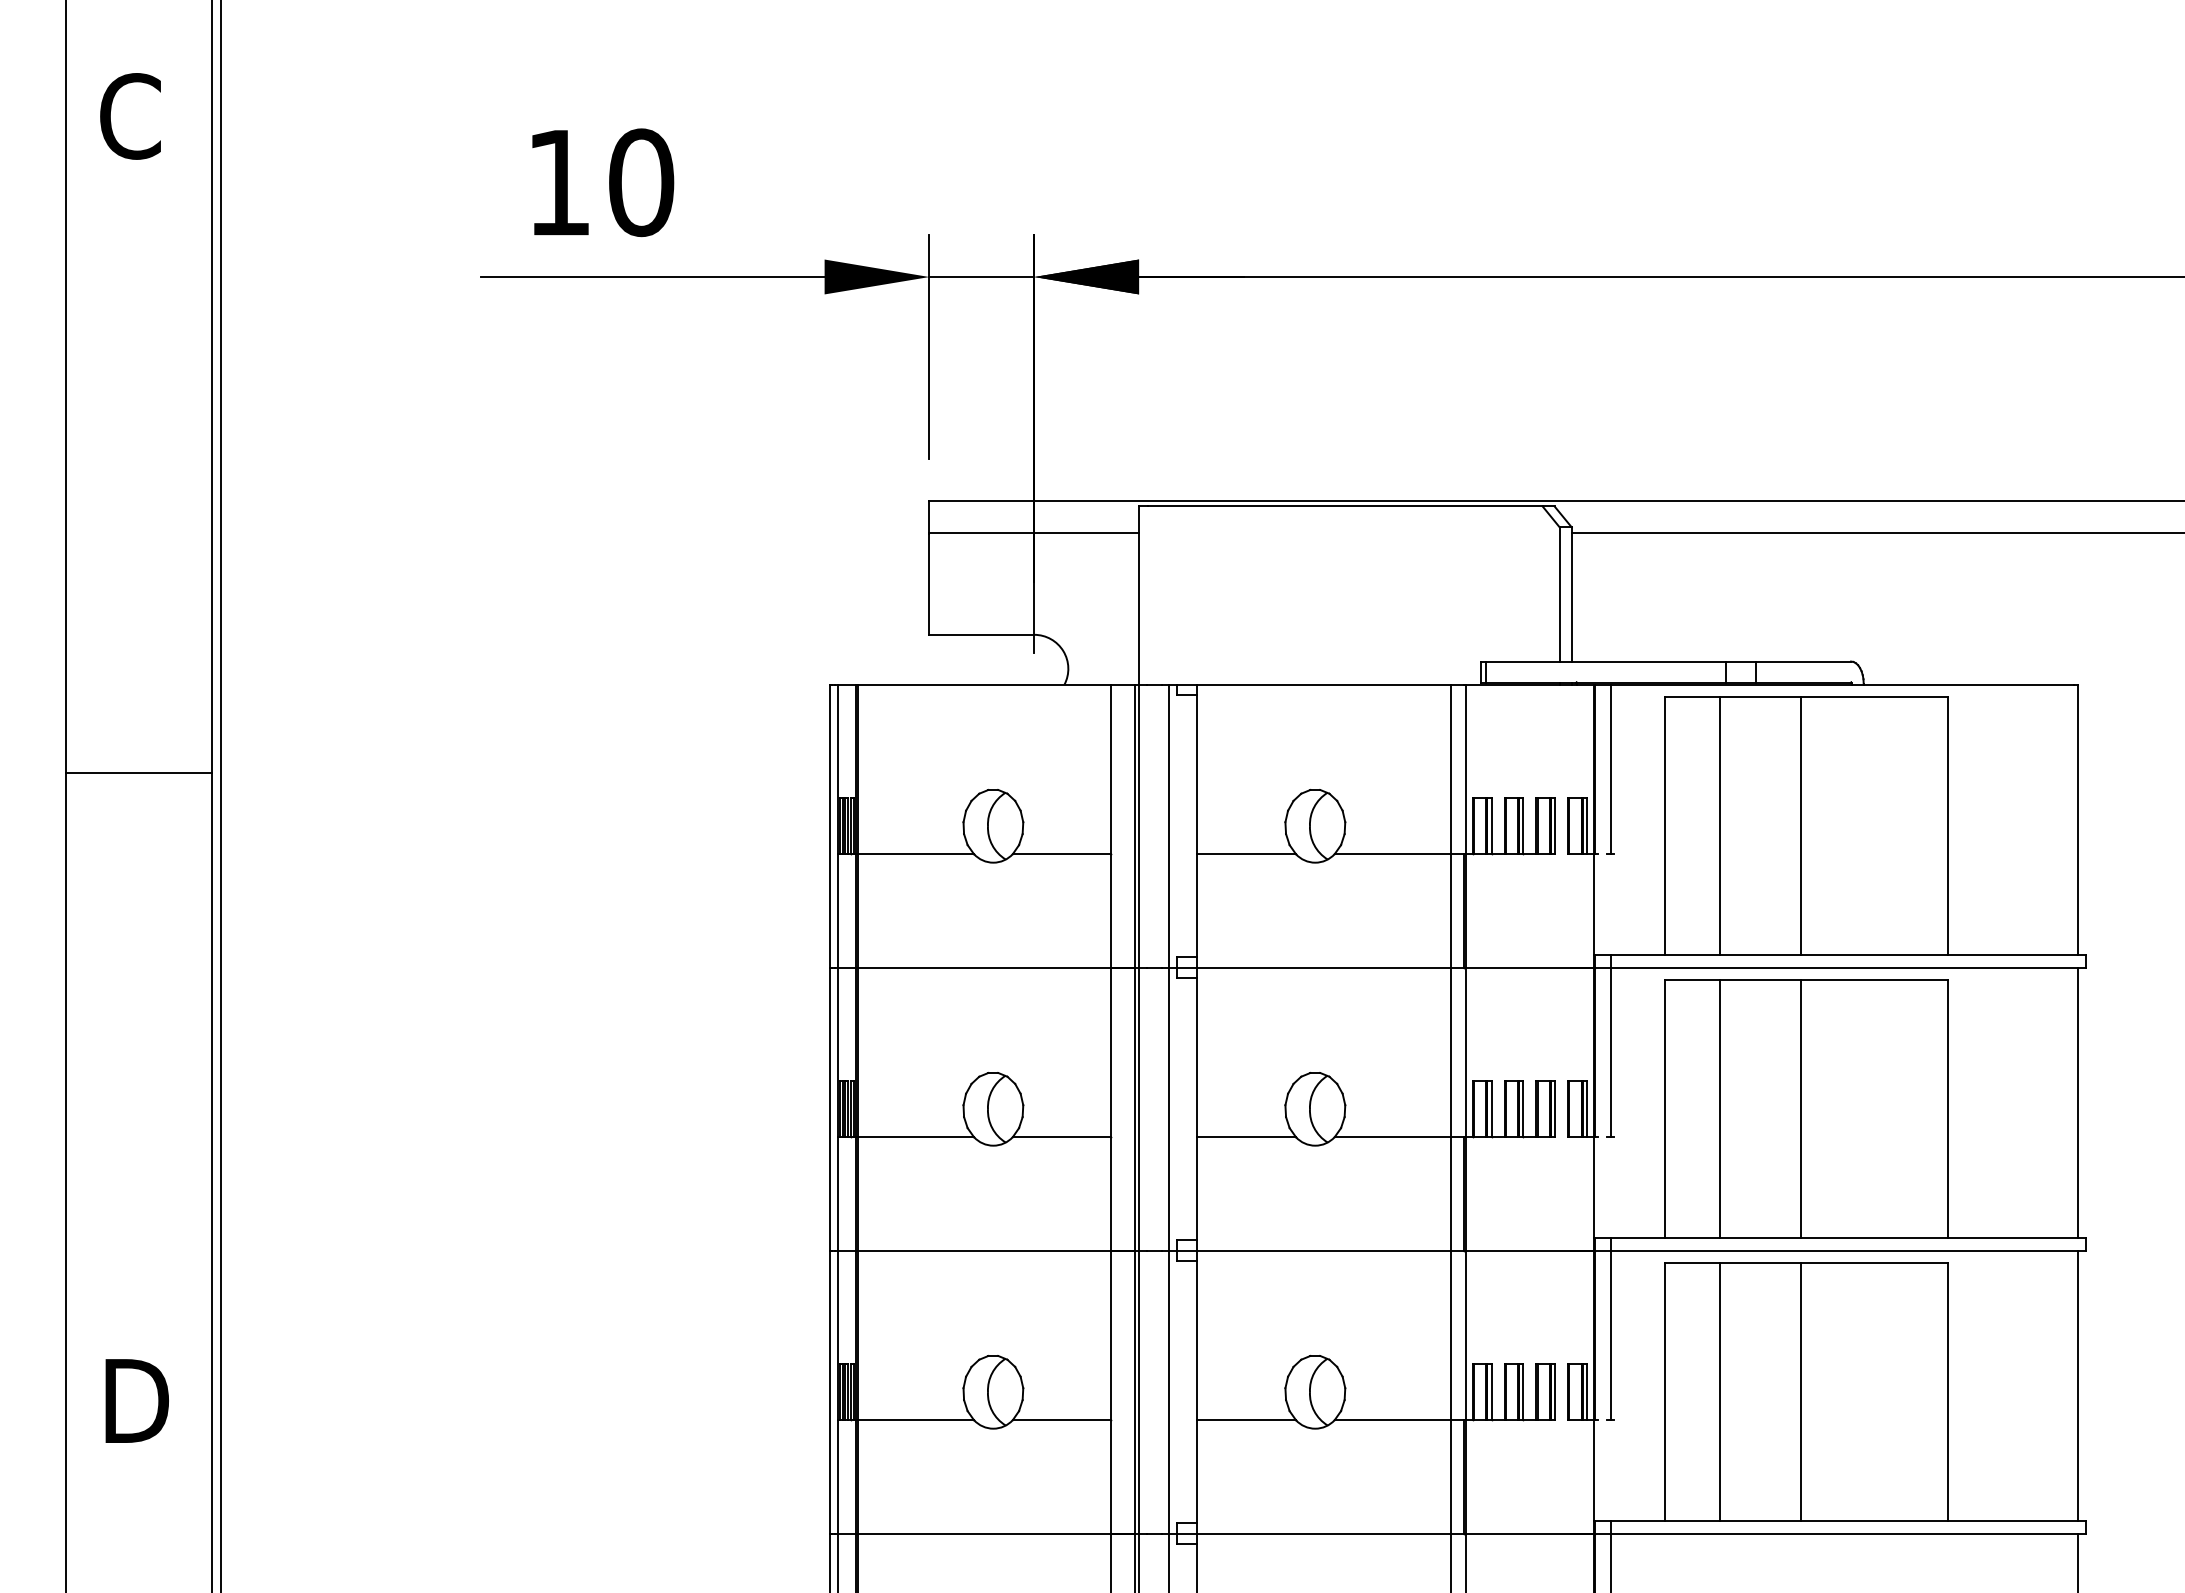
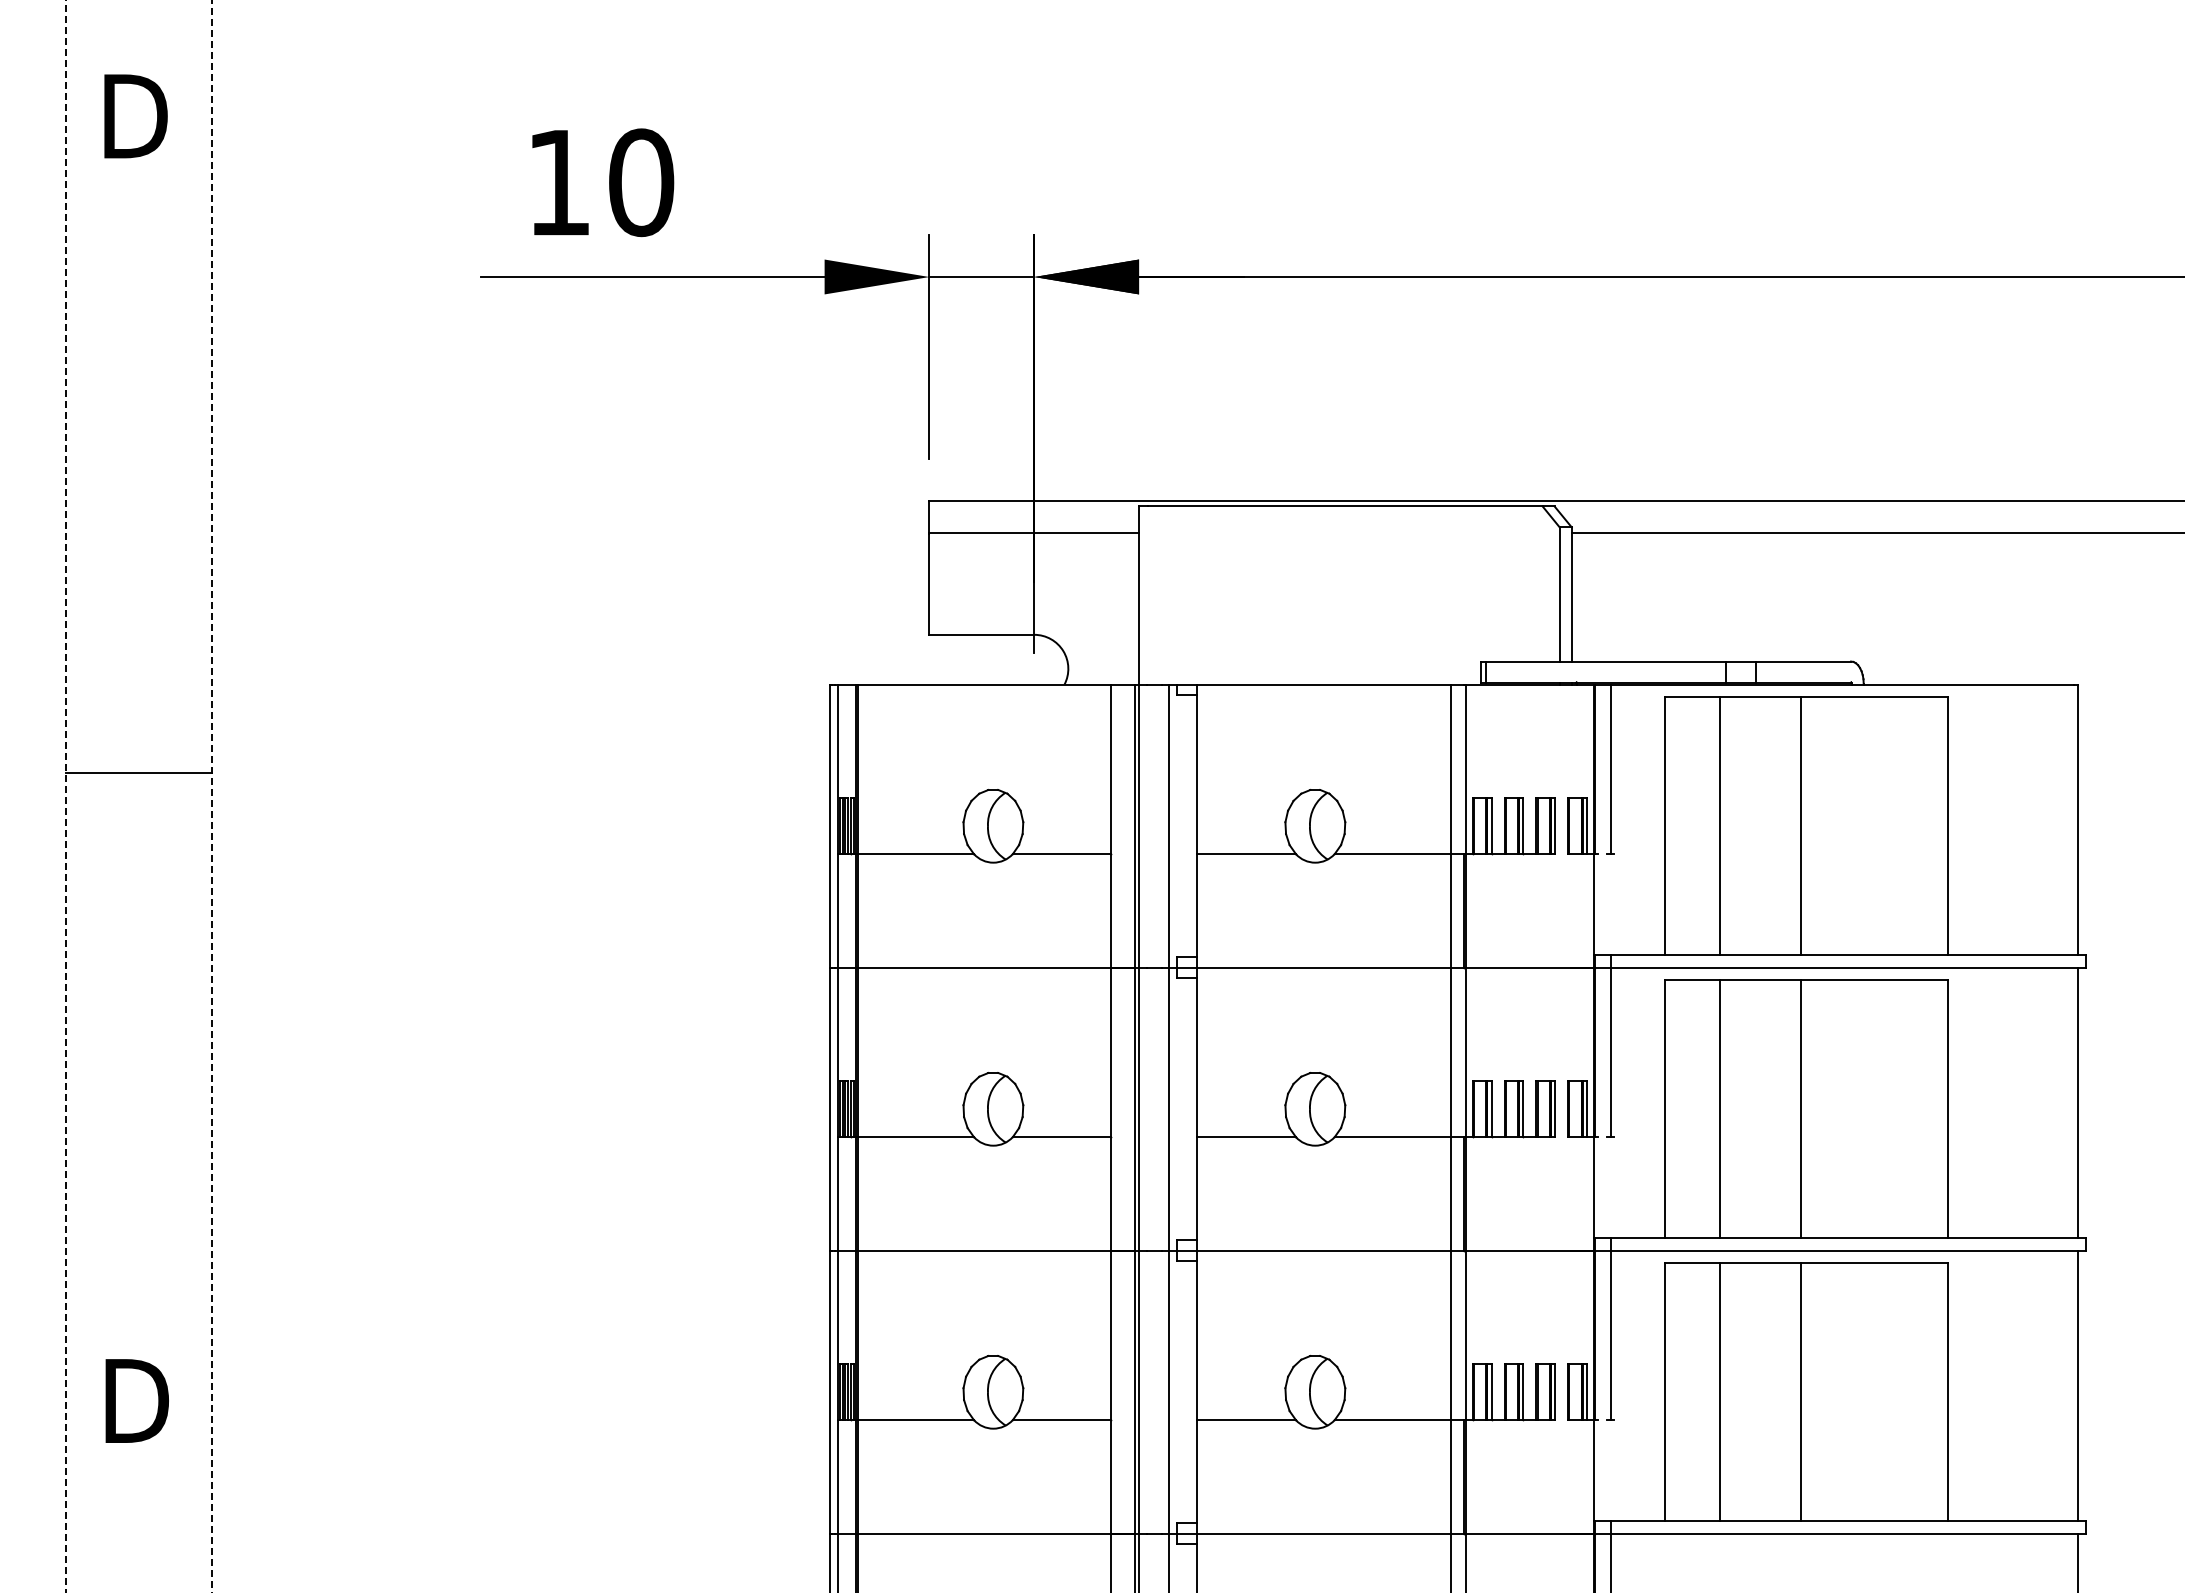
text: C -> D (133, 116)
line: present -> none (220, 795)
line: solid -> dashed (65, 796)
line: solid -> dashed (212, 796)
